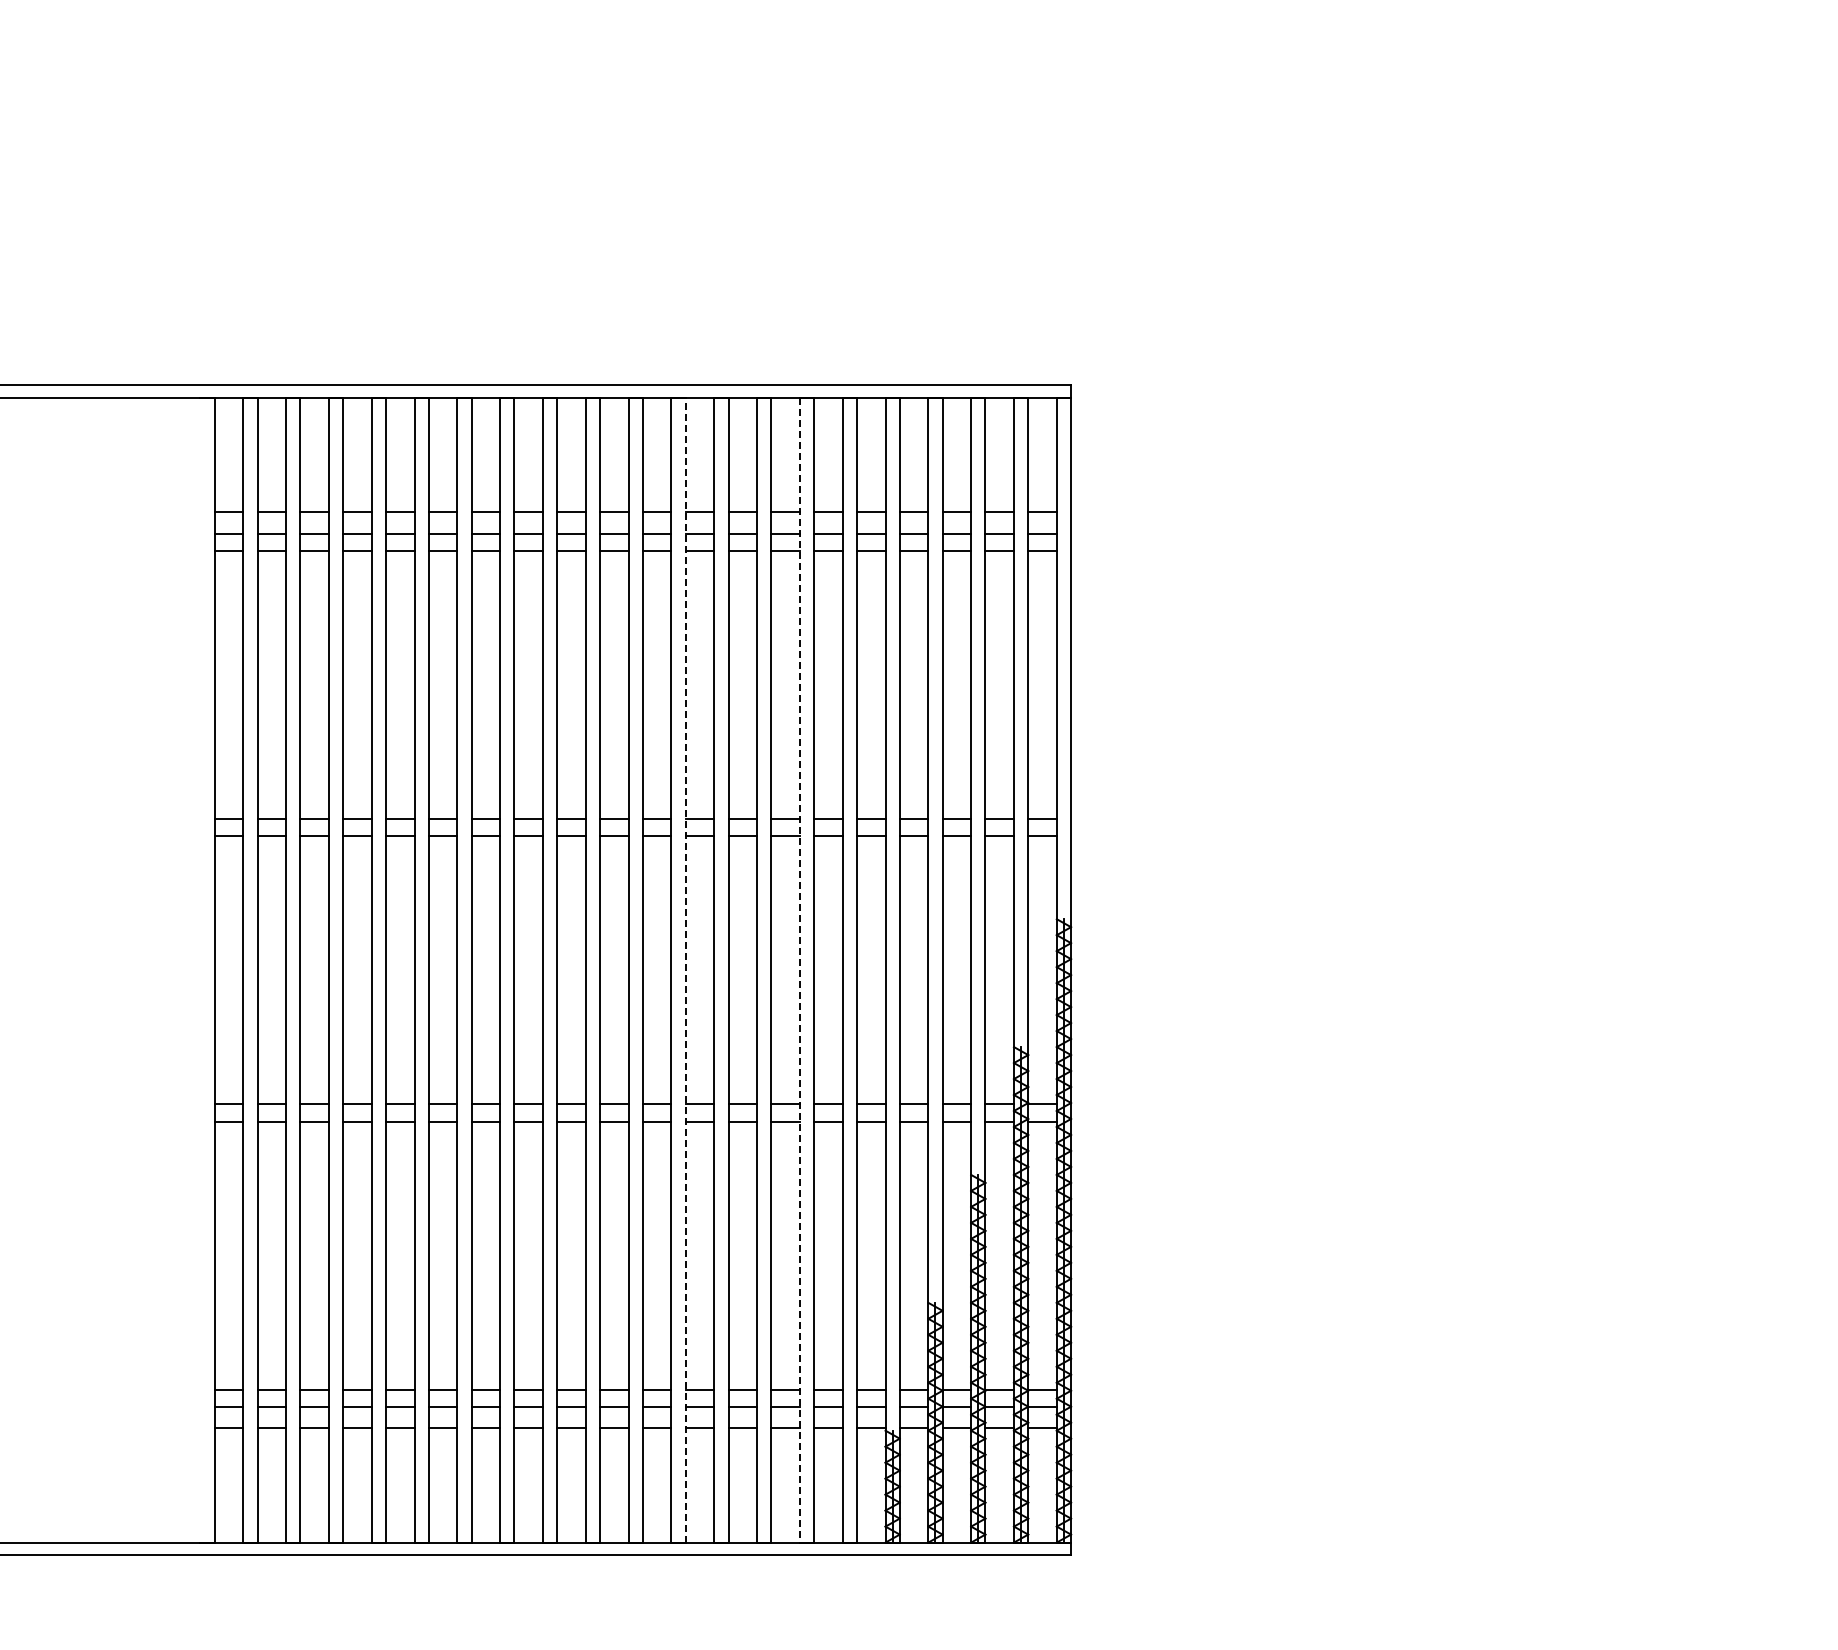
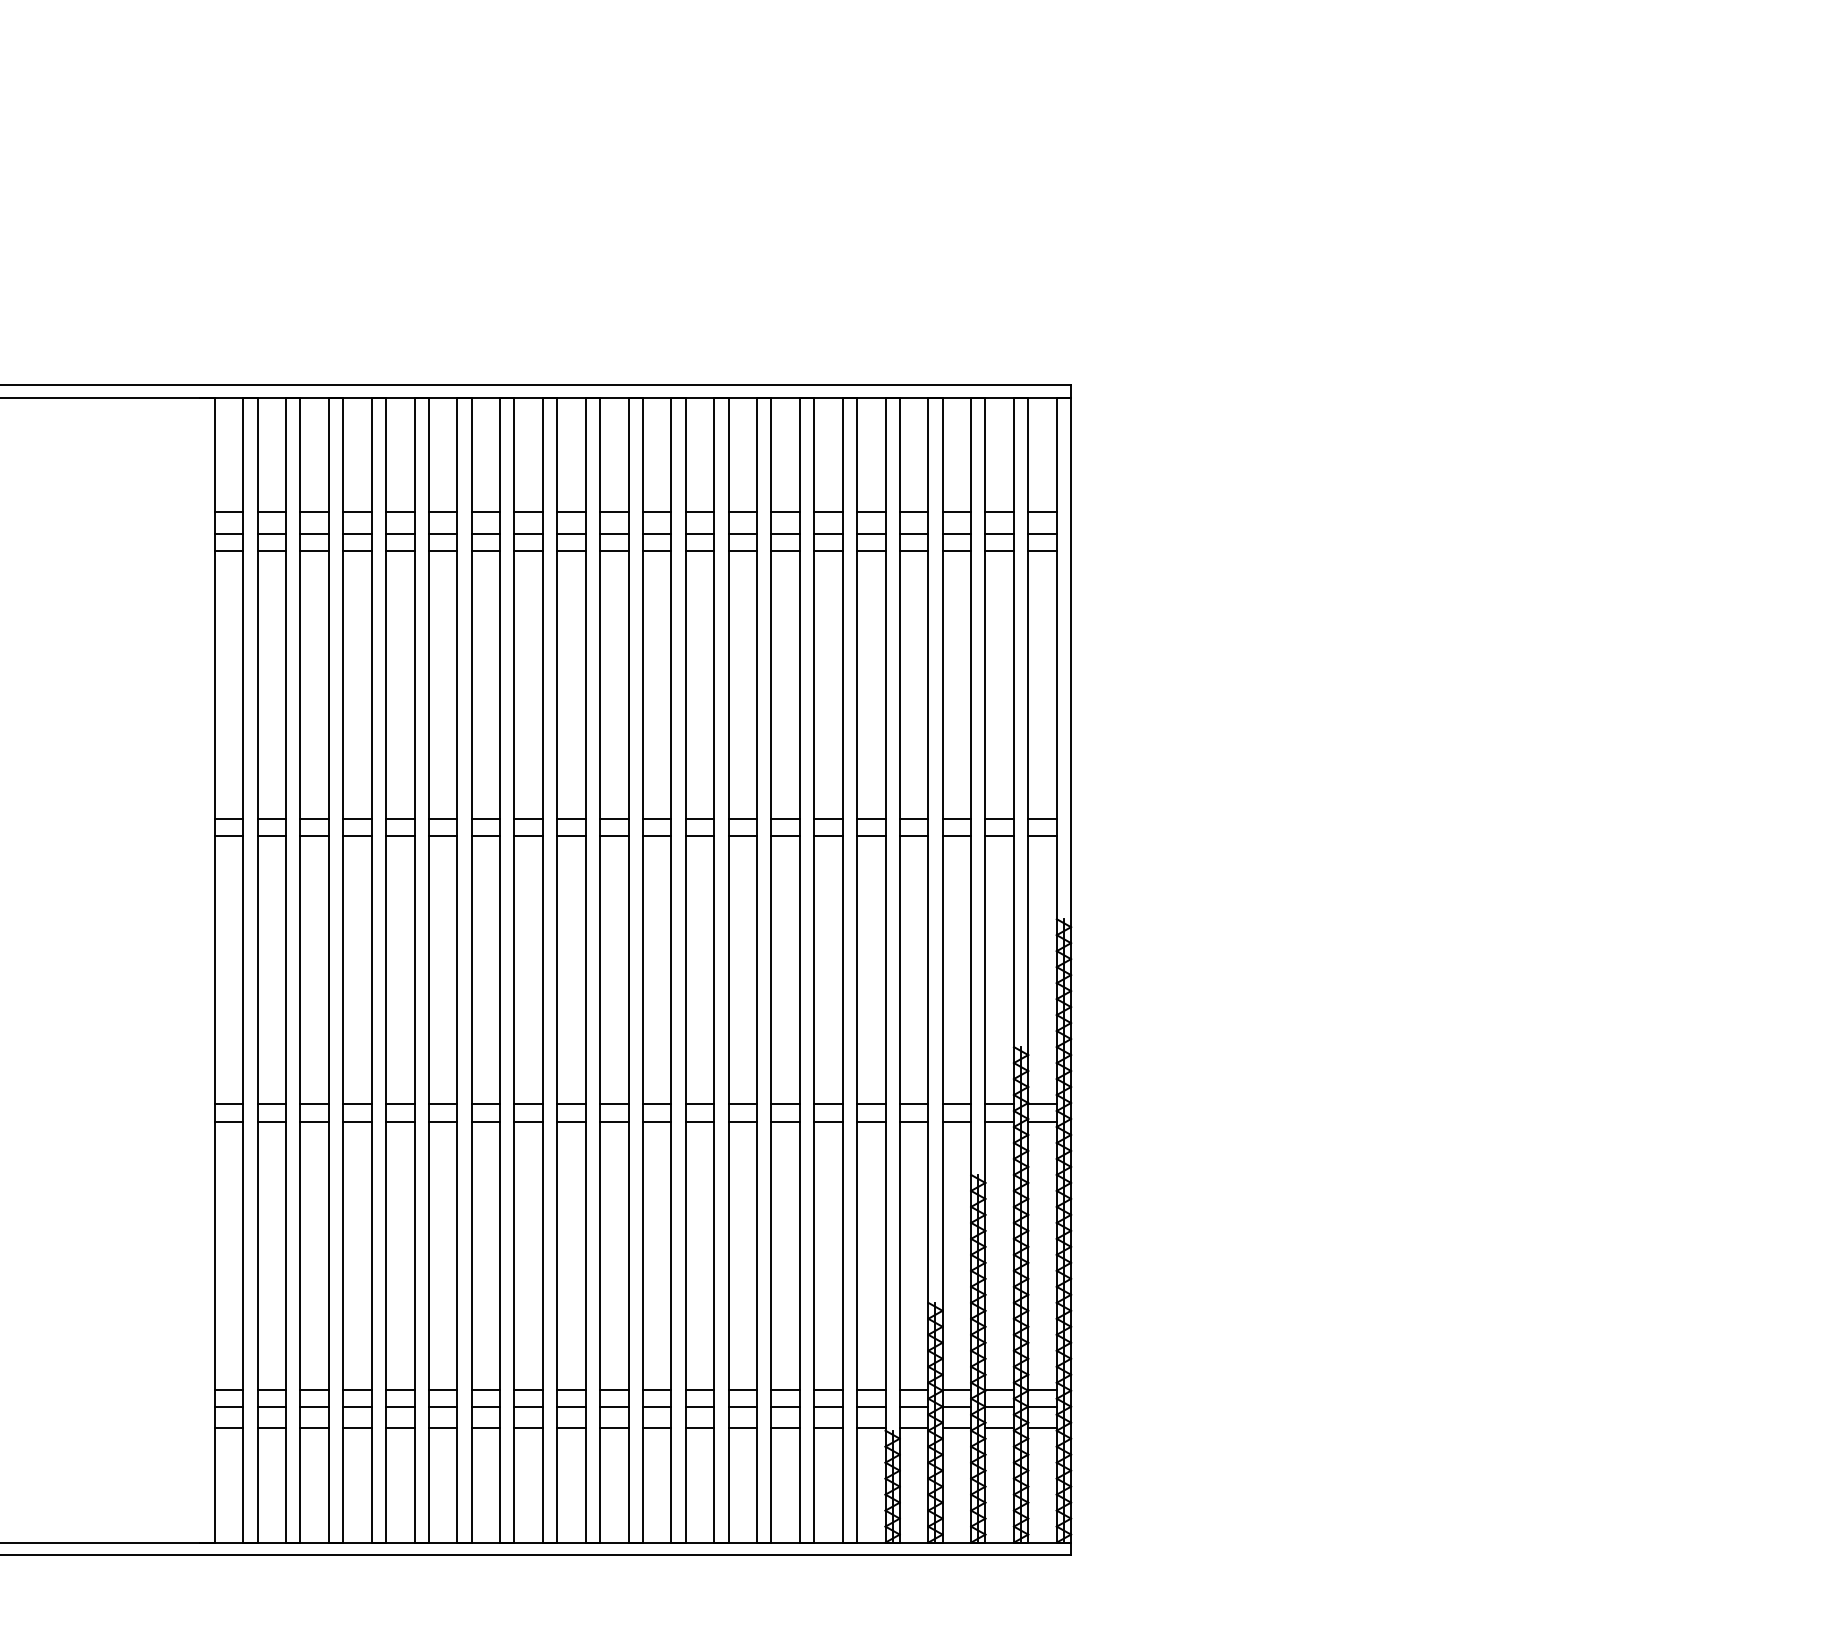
line: dashed -> solid (685, 969)
line: dashed -> solid (799, 970)
